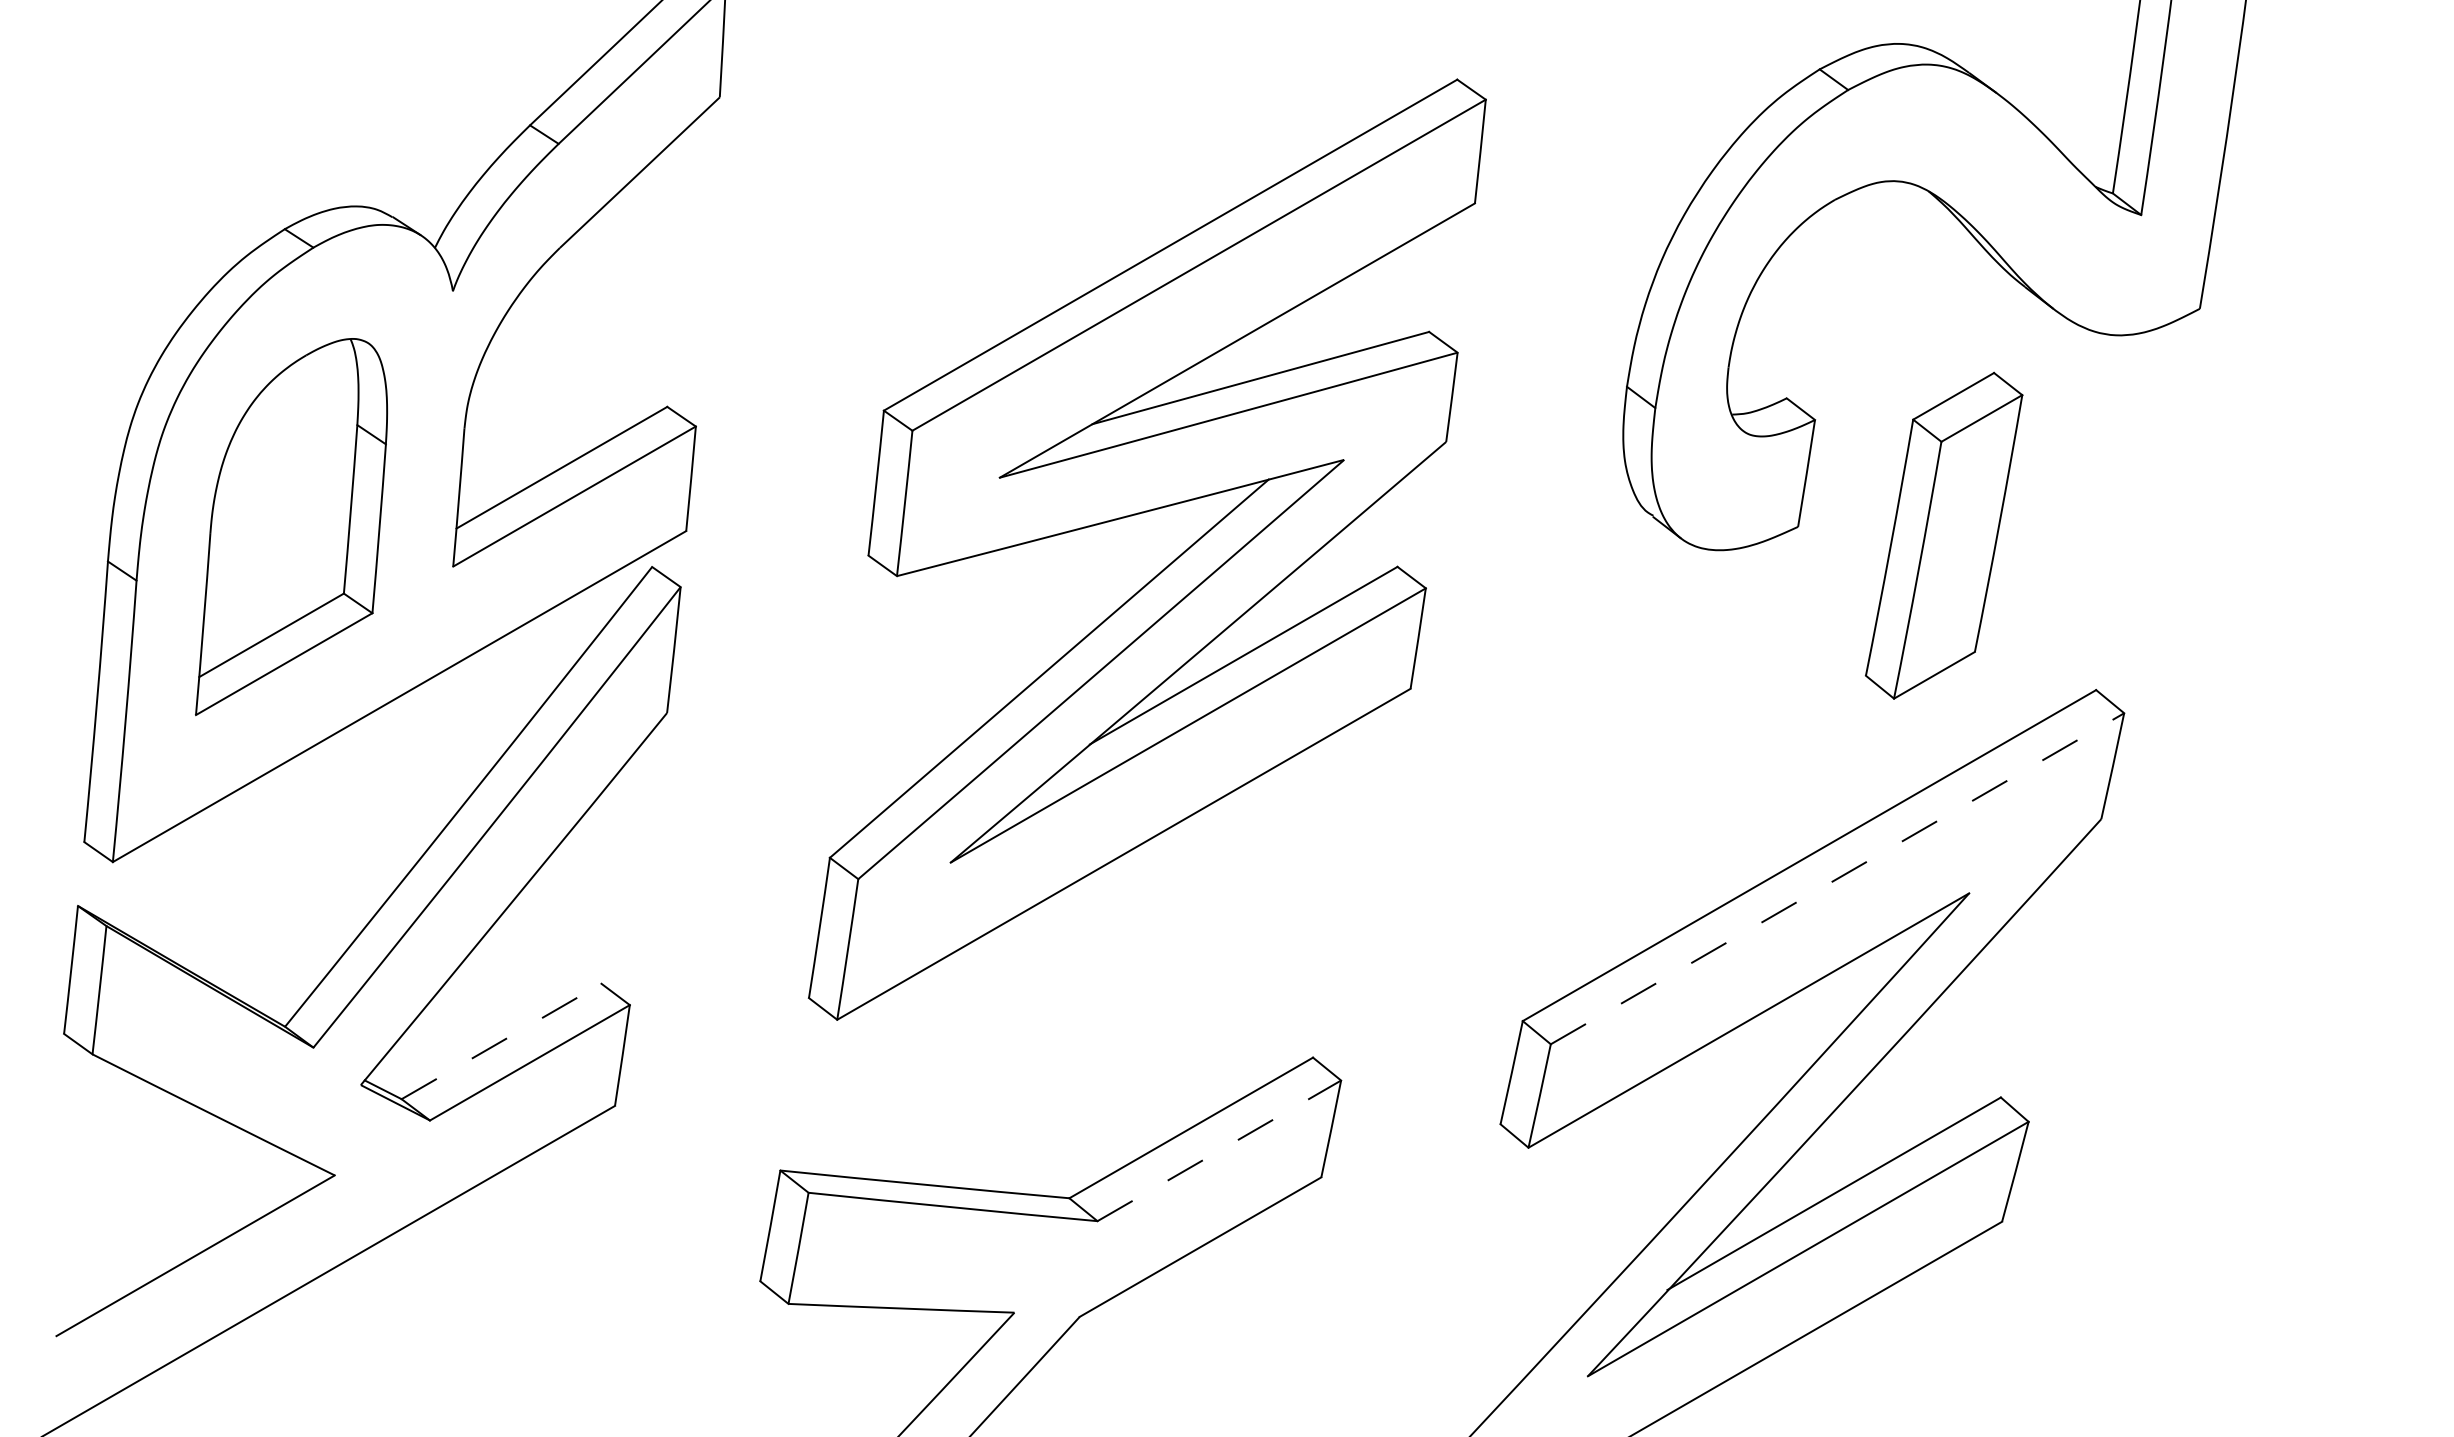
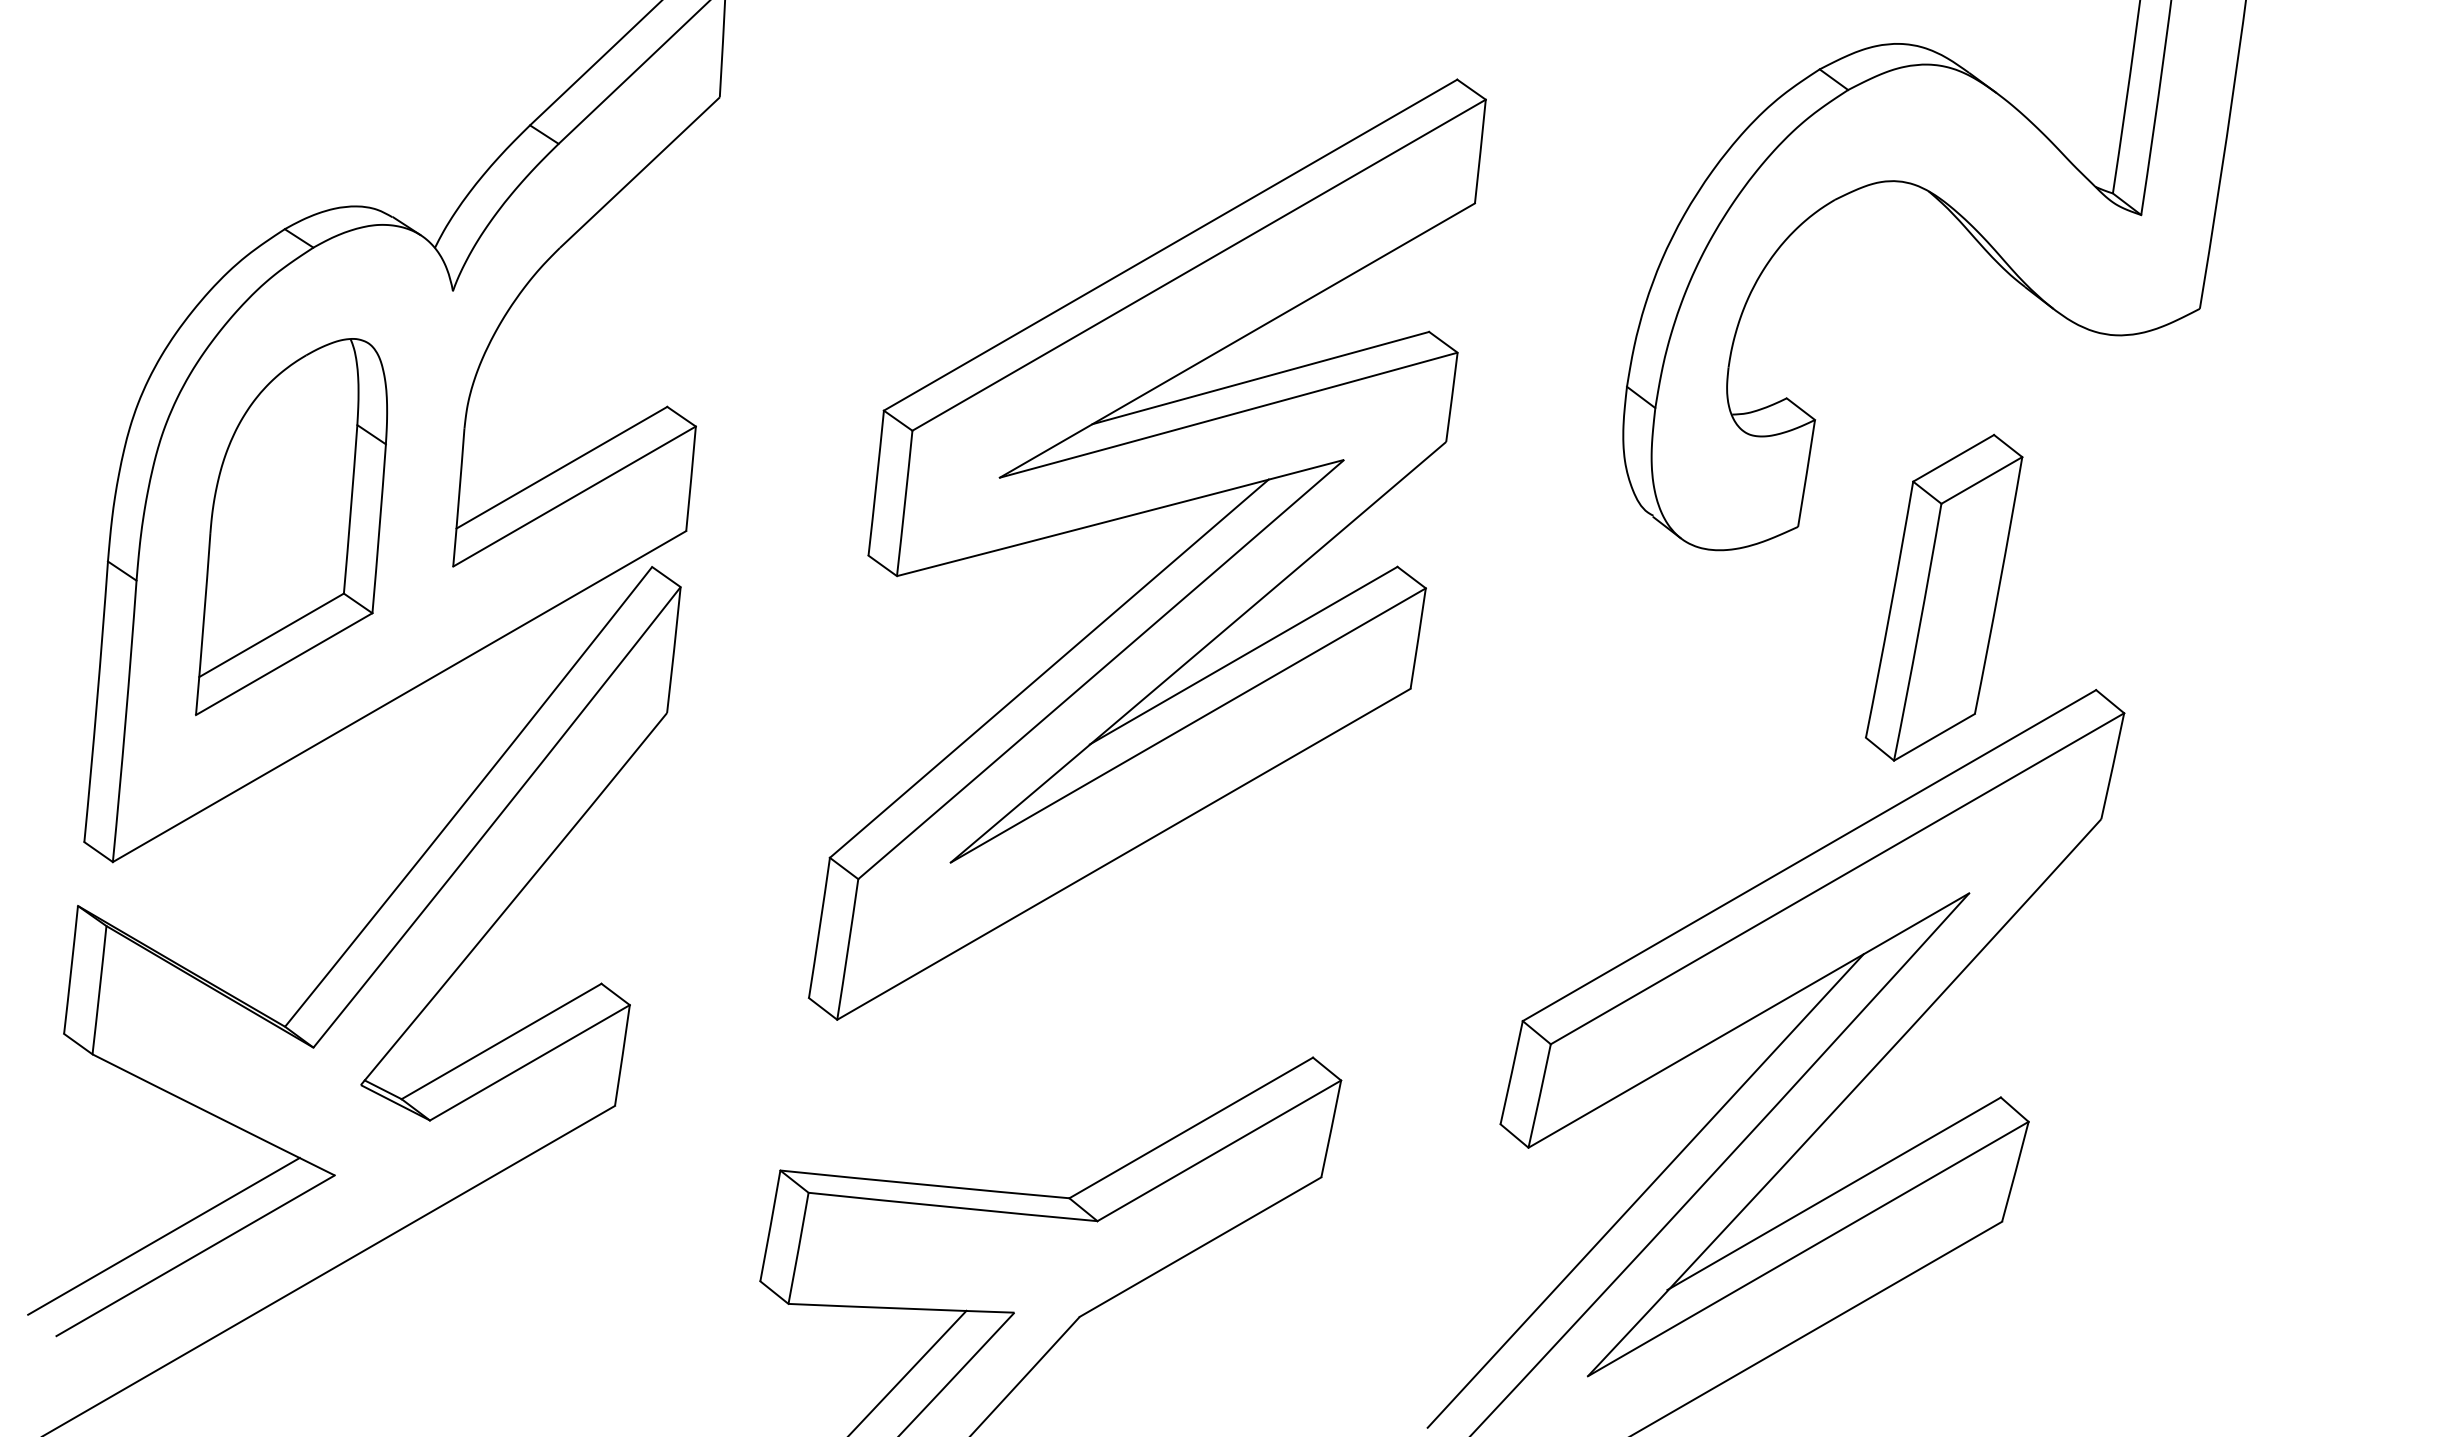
part position: (1944, 535) -> (1944, 597) (1944, 597)
line: dashed -> solid (1837, 878)
line: dashed -> solid (502, 1041)
line: dashed -> solid (1219, 1150)
line: none -> present (1645, 1190)
line: none -> present (163, 1235)
line: none -> present (908, 1371)
